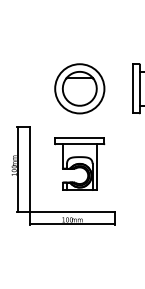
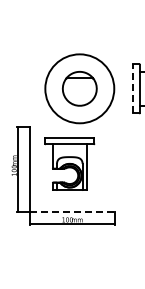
circle diameter: 49 px -> 69 px (79, 88)
line: solid -> dashed (133, 88)
part position: (79, 163) -> (69, 163) (69, 163)
line: solid -> dashed (73, 212)
